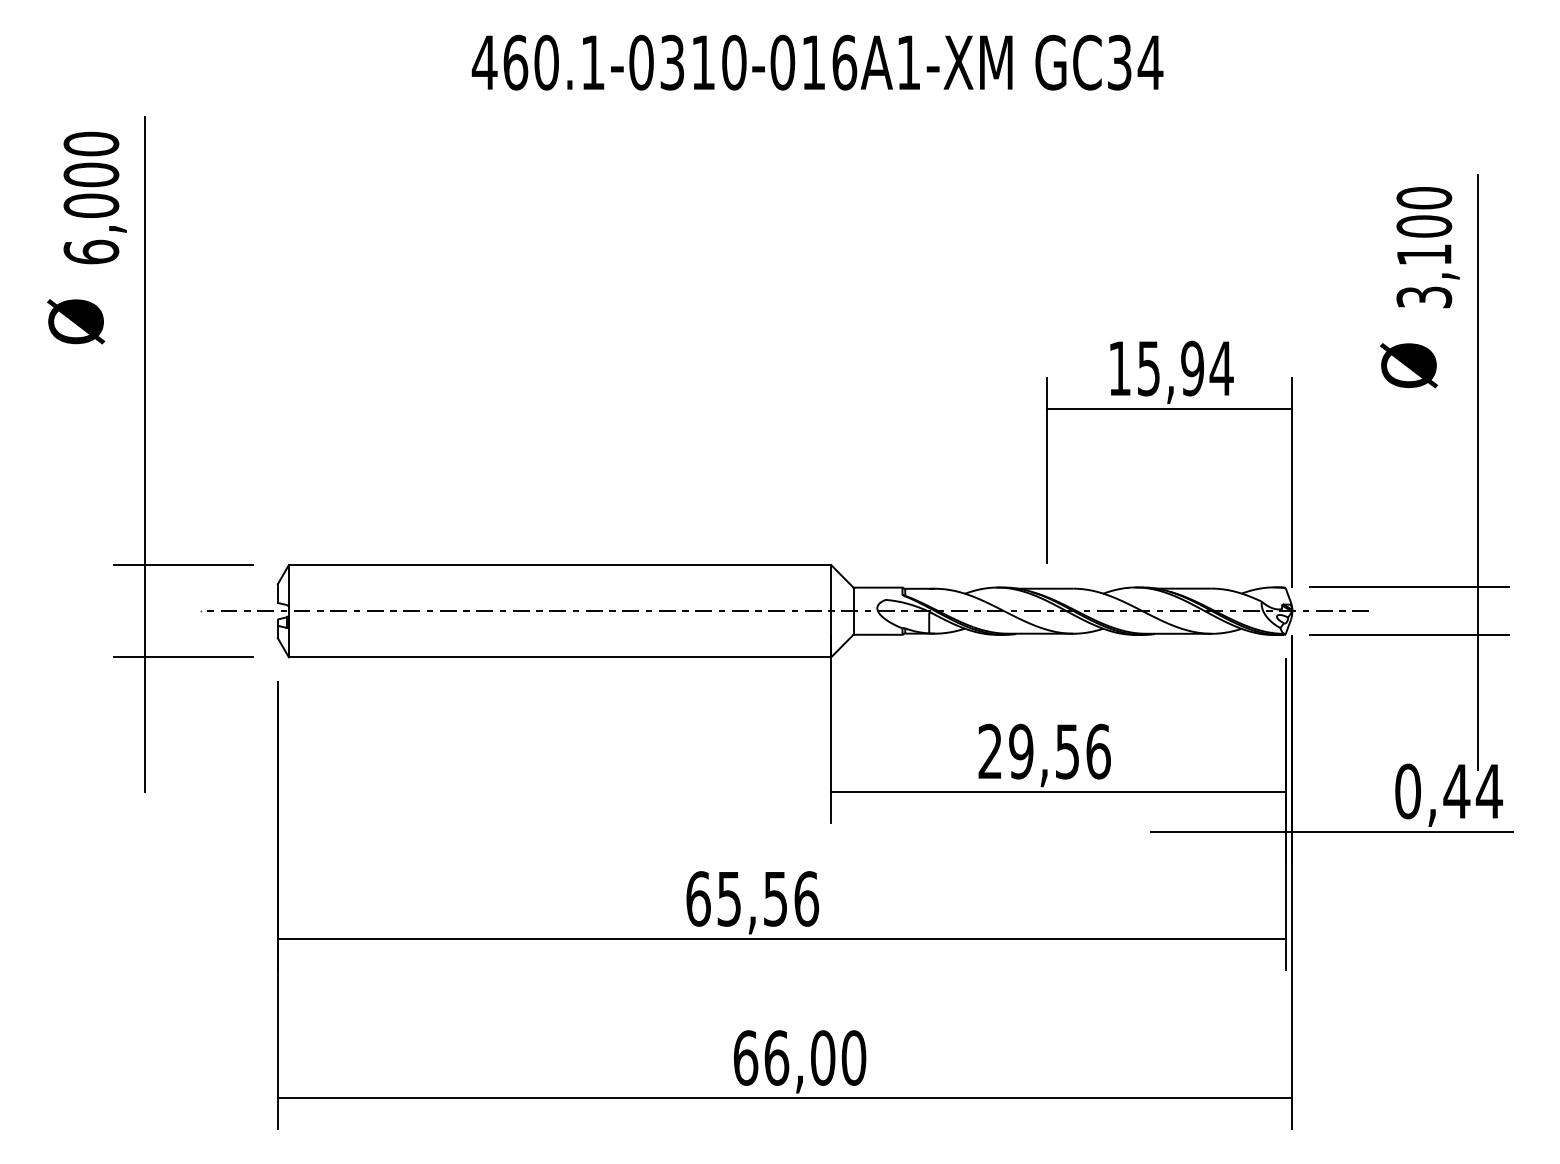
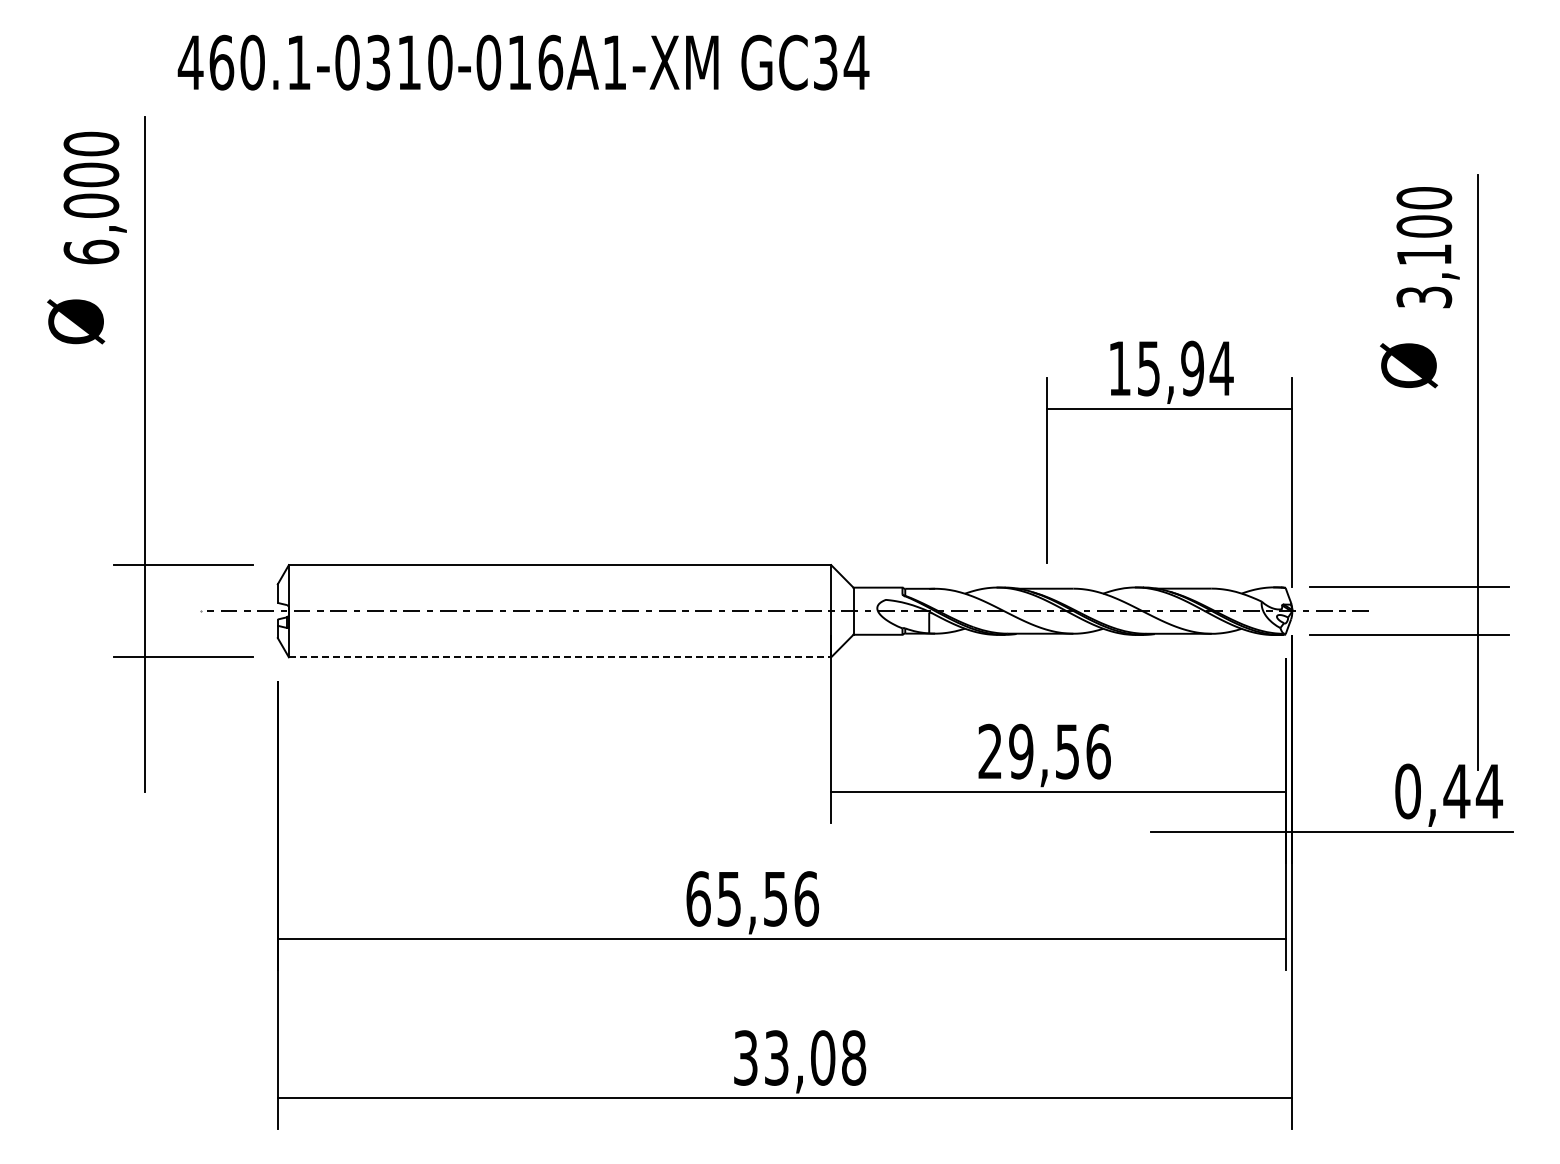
text position: (817, 62) -> (523, 62) (523, 62)
line: solid -> dashed (560, 657)
text: 66,00 -> 33,08 (800, 1057)
